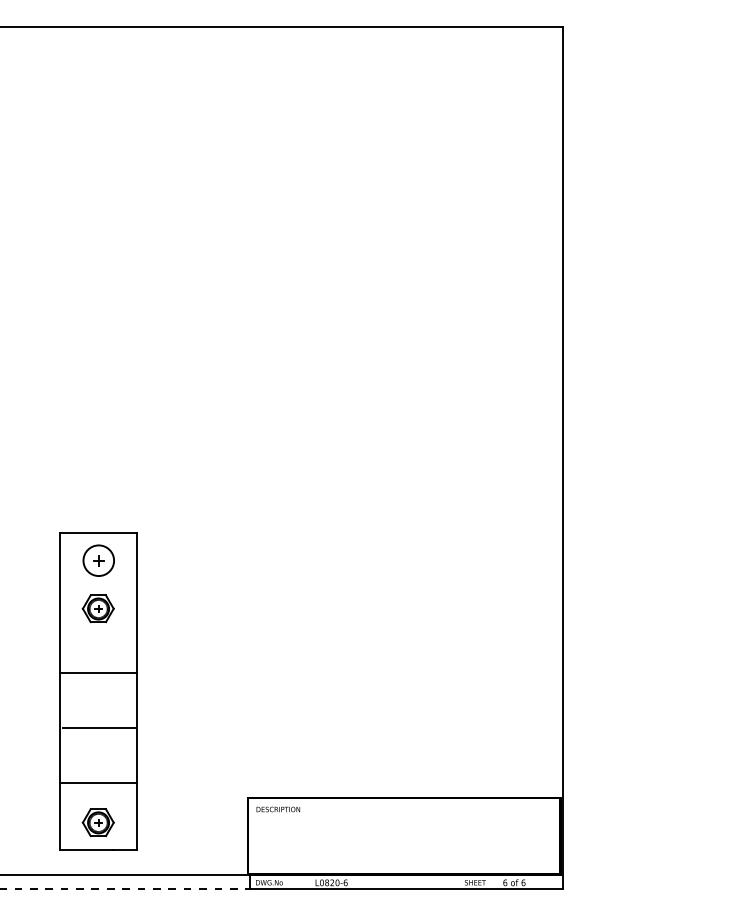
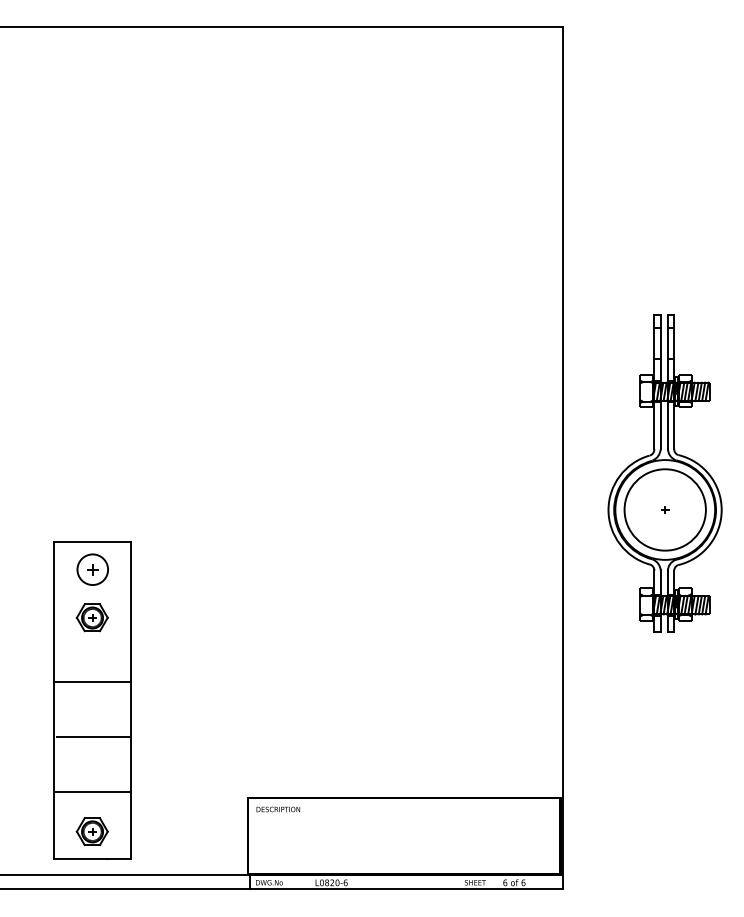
part: none -> present (664, 473)
part position: (98, 691) -> (92, 700) (92, 700)
line: dashed -> solid (125, 889)
